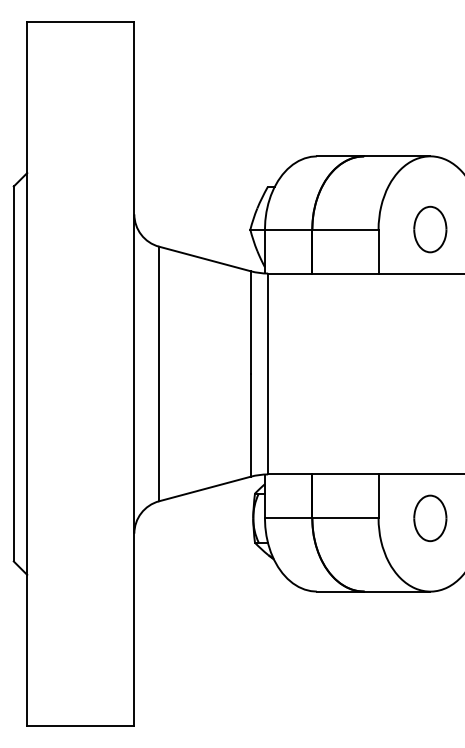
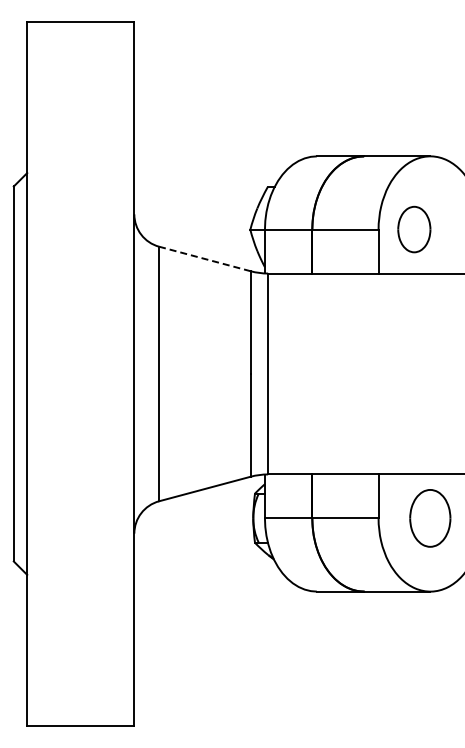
part position: (430, 229) -> (414, 229) (414, 229)
line: solid -> dashed (204, 258)
part size: 35x49 px -> 43x59 px (430, 518)
